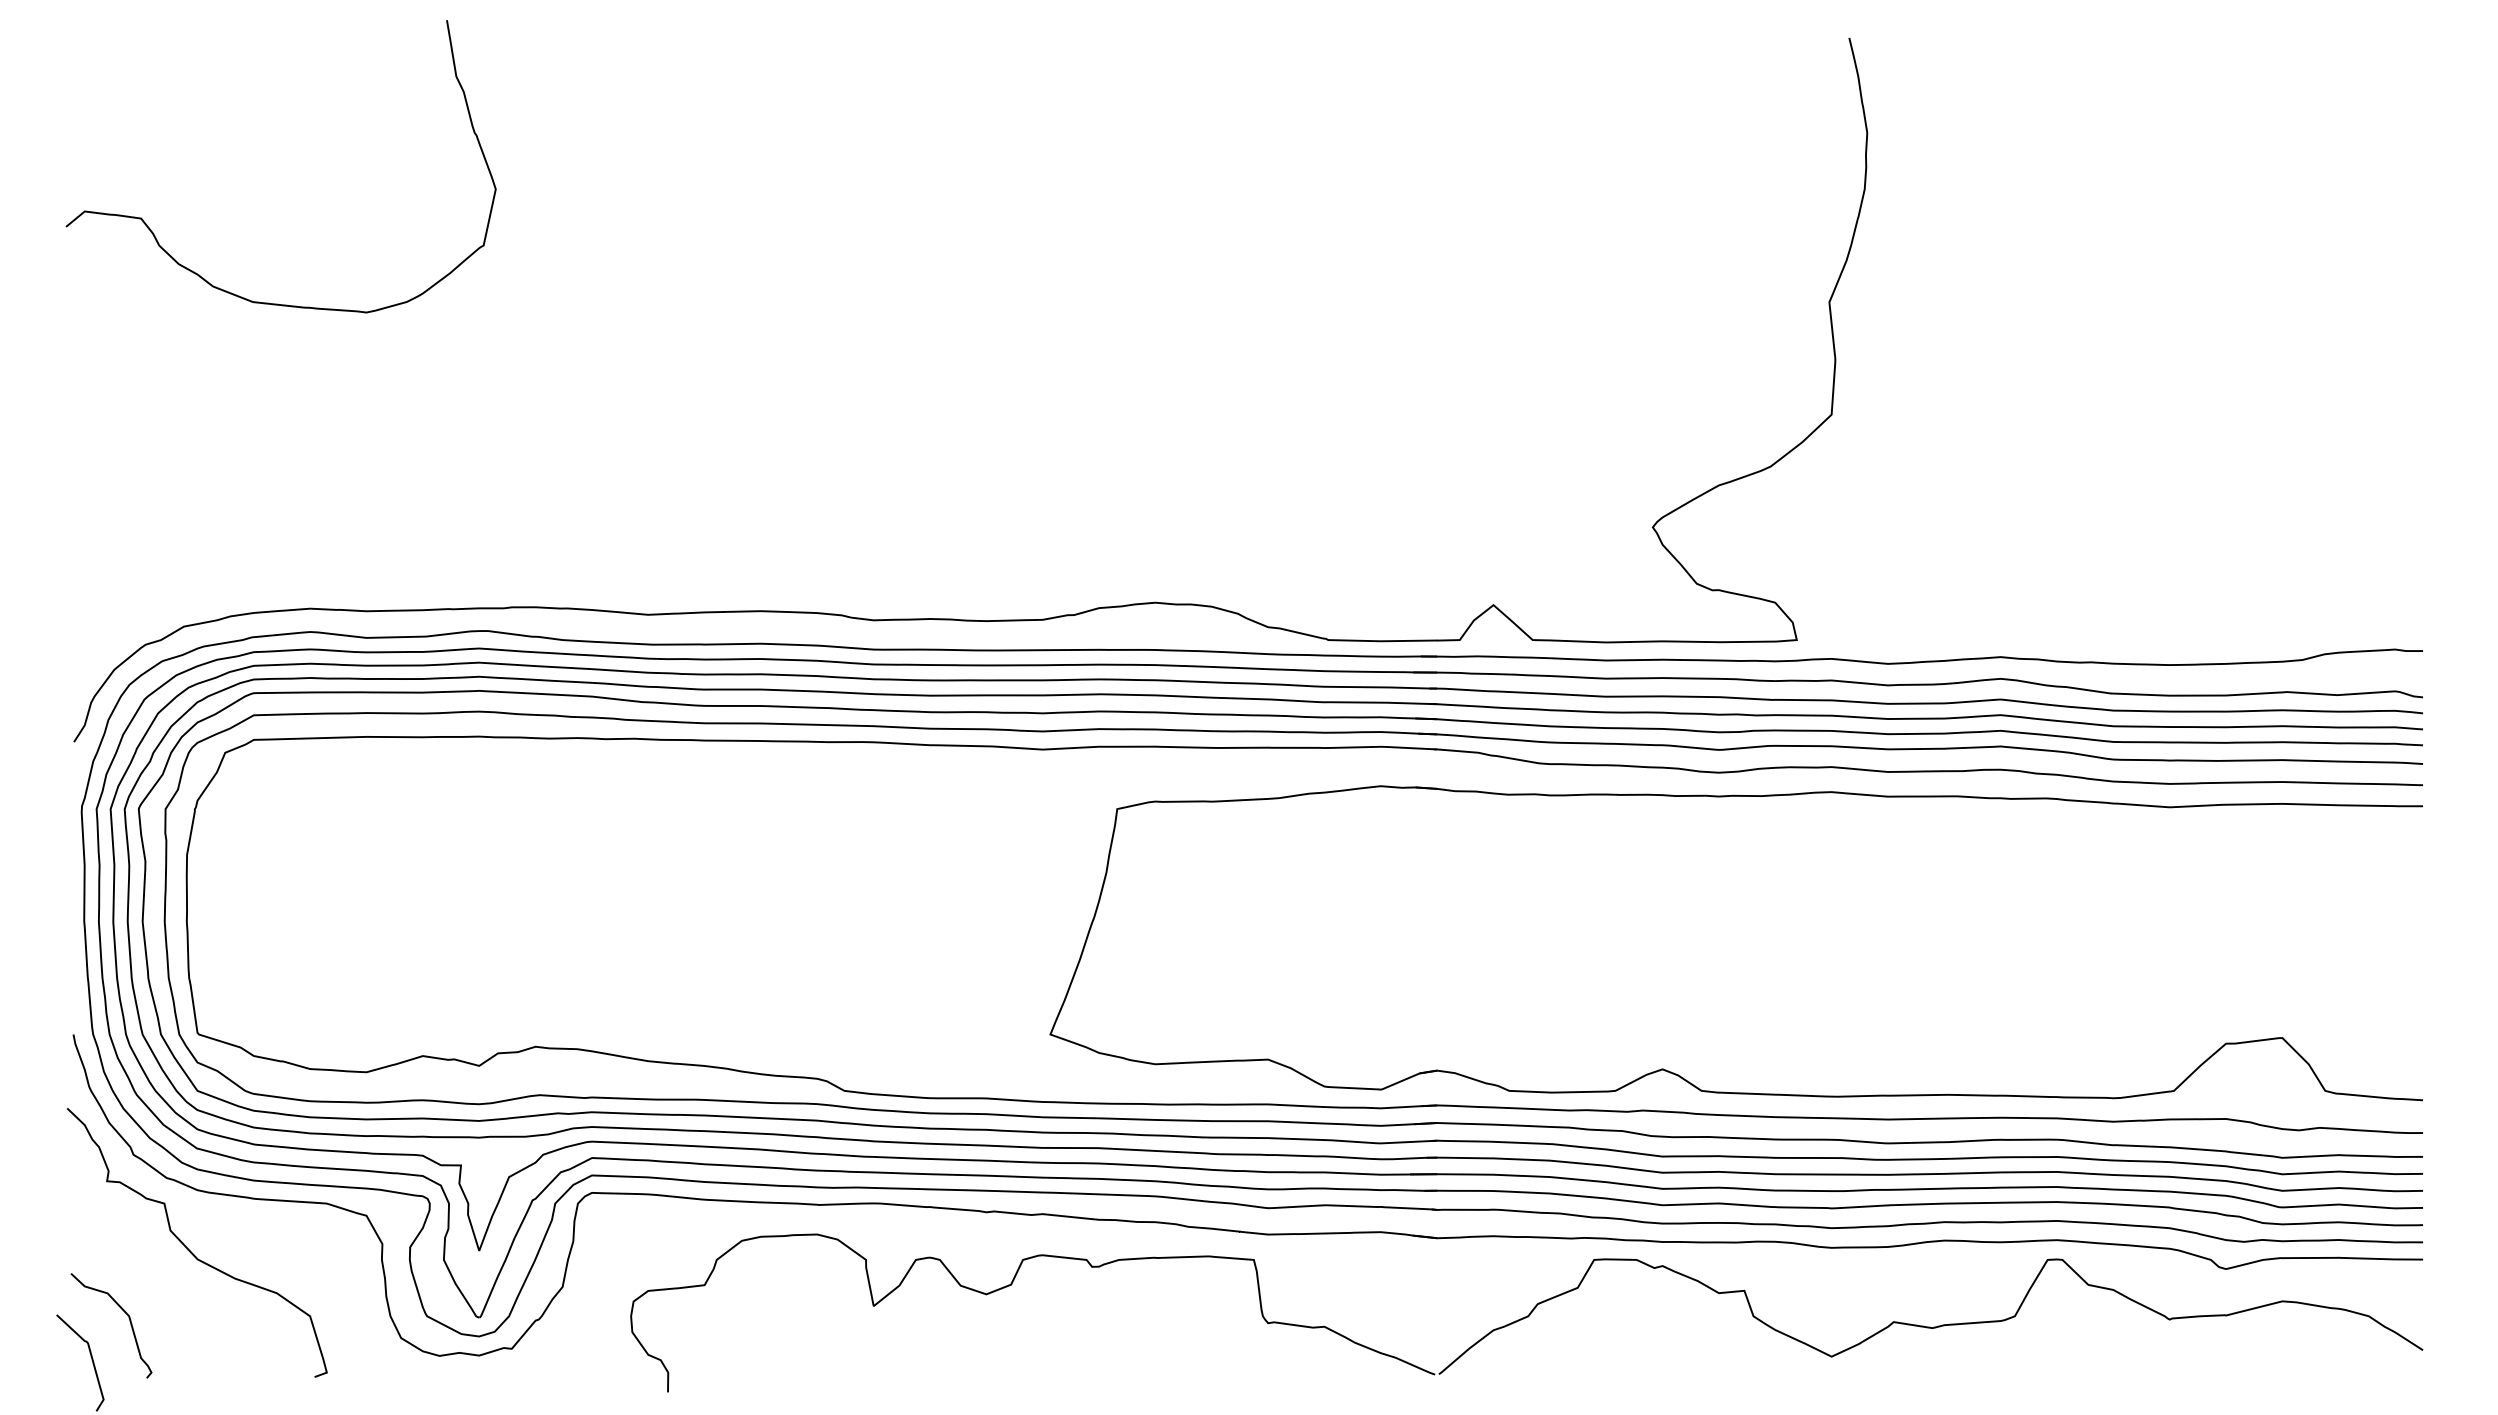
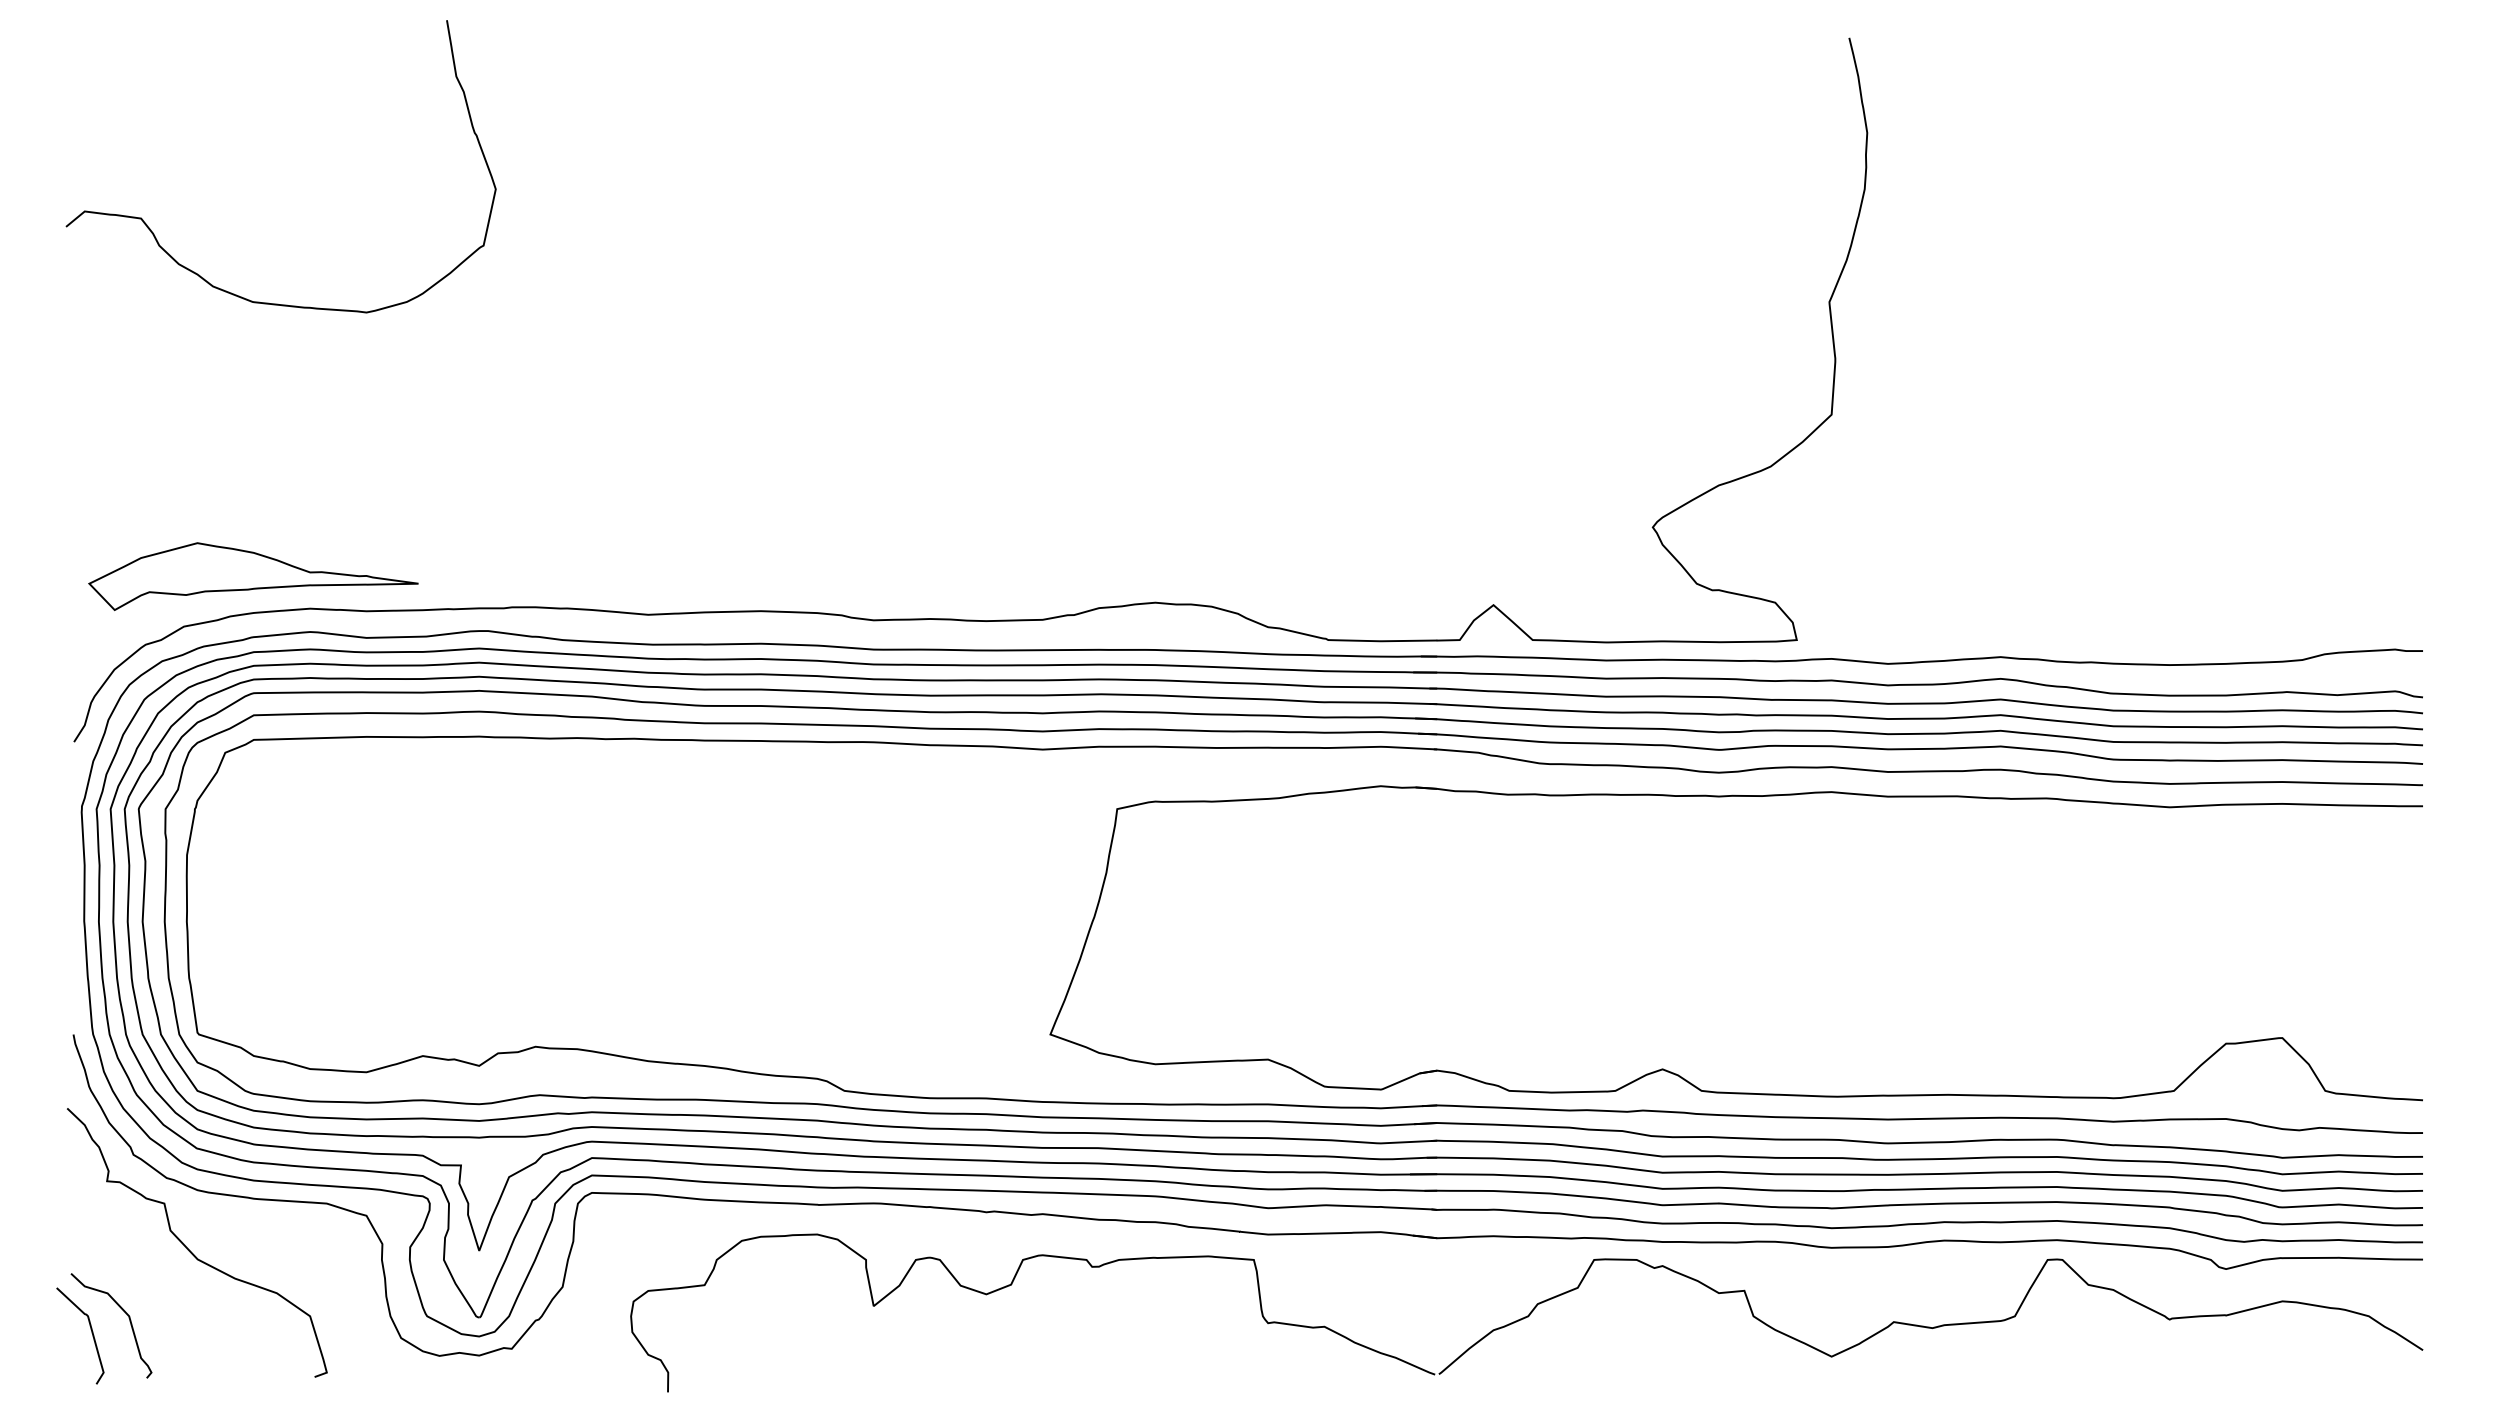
part: none -> present (253, 576)
curve position: (91, 1360) -> (91, 1333) (91, 1333)
